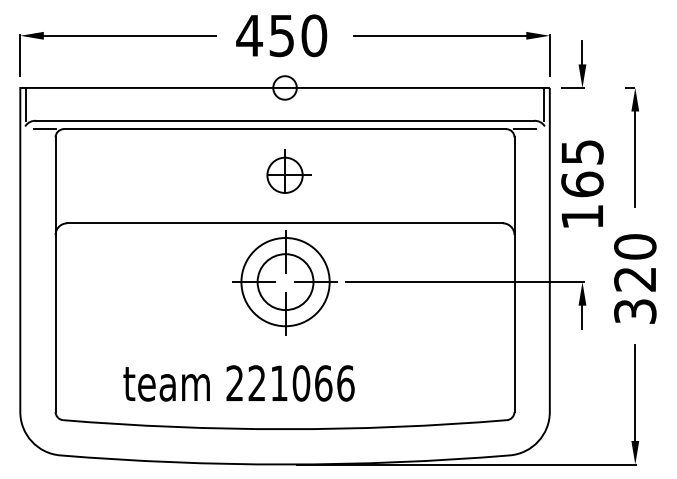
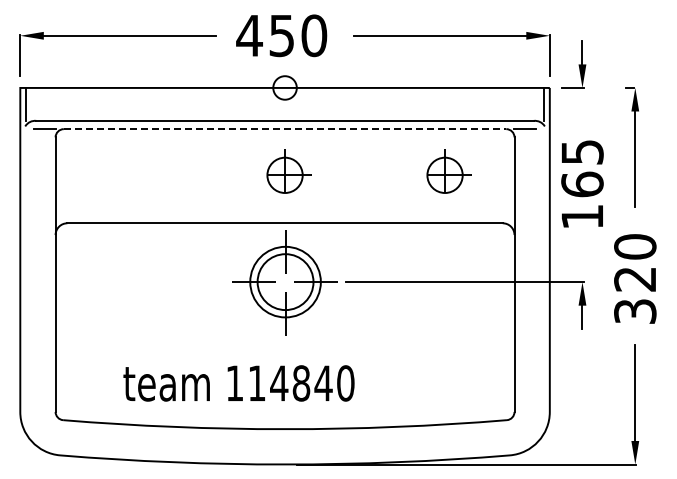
line: solid -> dashed (285, 129)
part: none -> present (448, 171)
circle diameter: 88 px -> 71 px (285, 281)
text: 221066 -> 114840 (290, 383)
